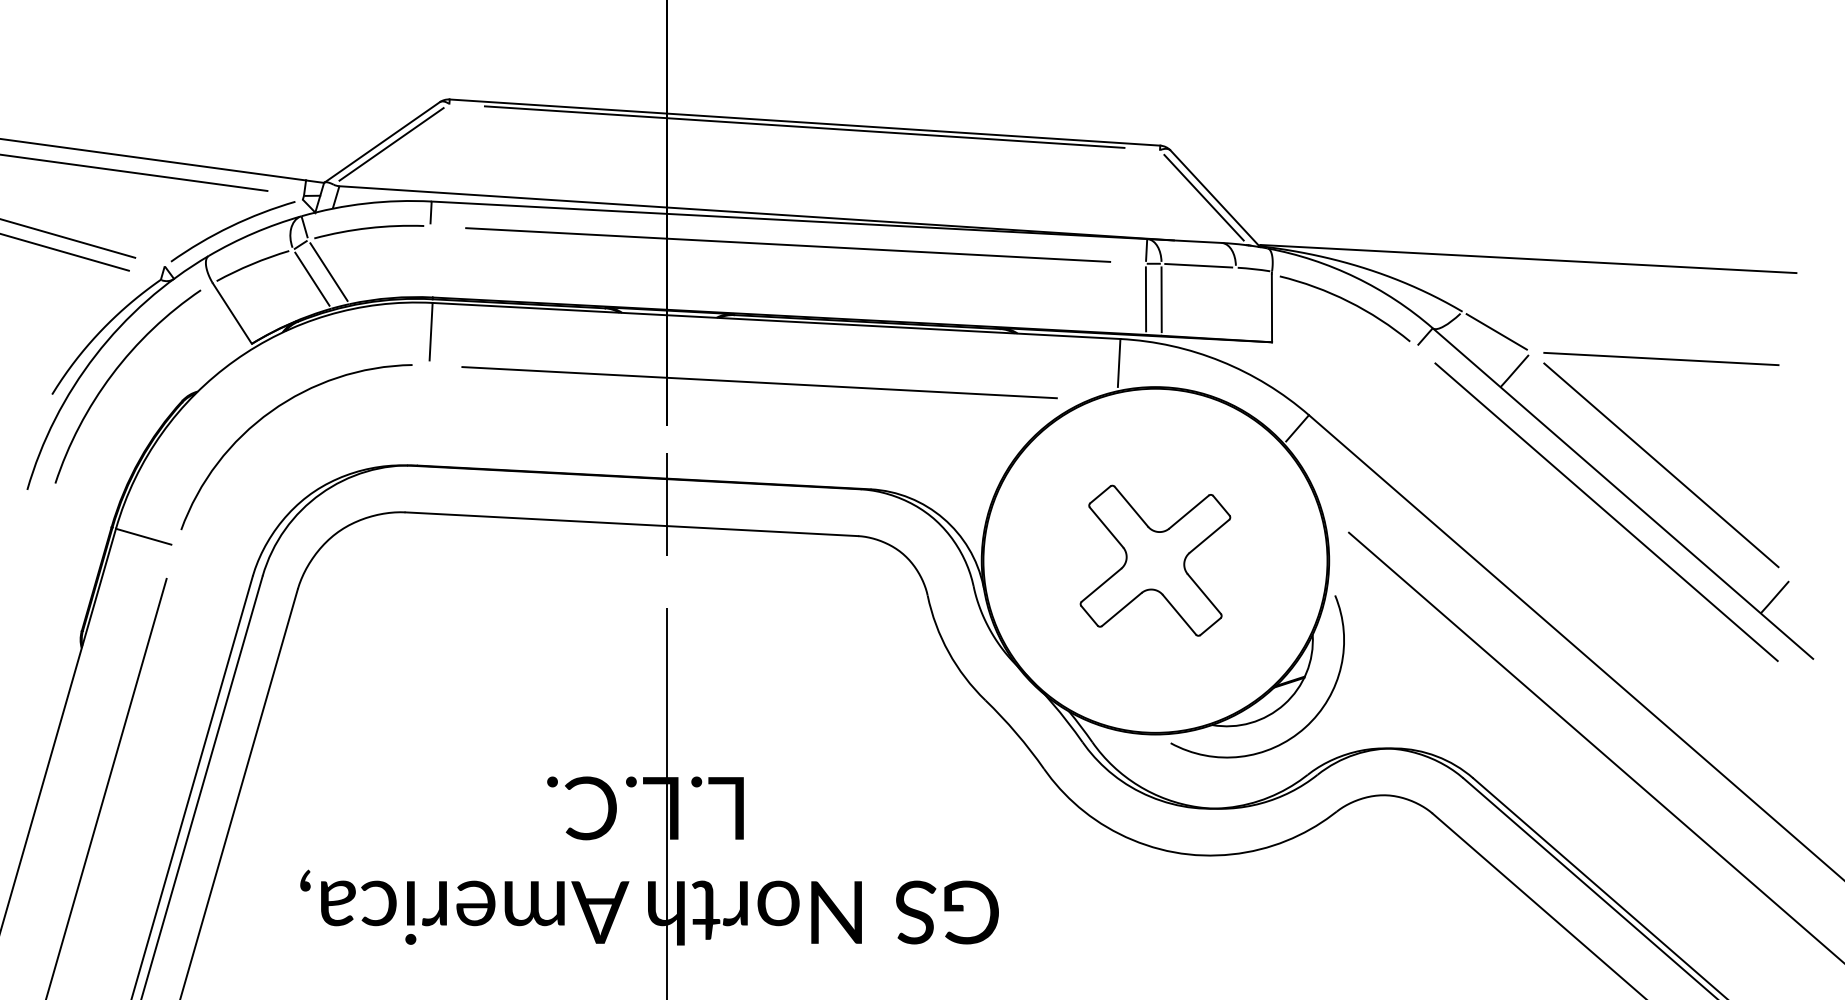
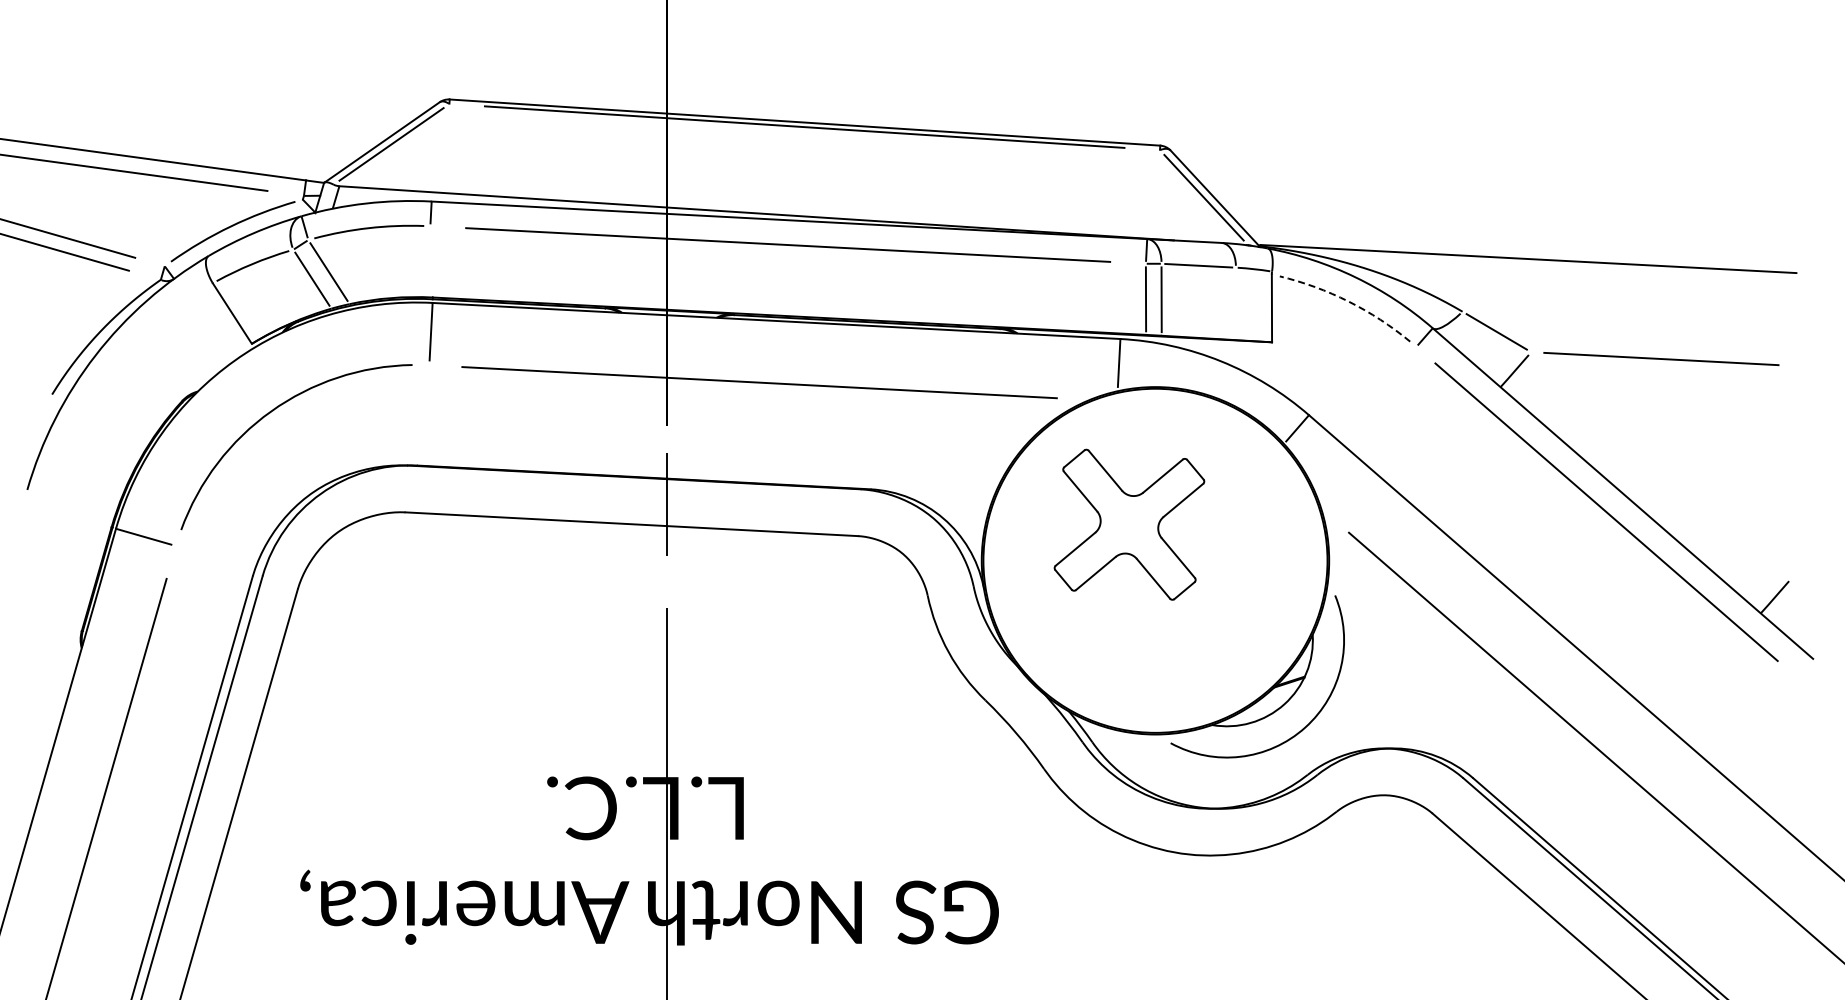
arc: solid -> dashed (1348, 301)
arc: present -> none (112, 376)
line: present -> none (1661, 465)
part position: (1155, 560) -> (1129, 524) (1129, 524)
